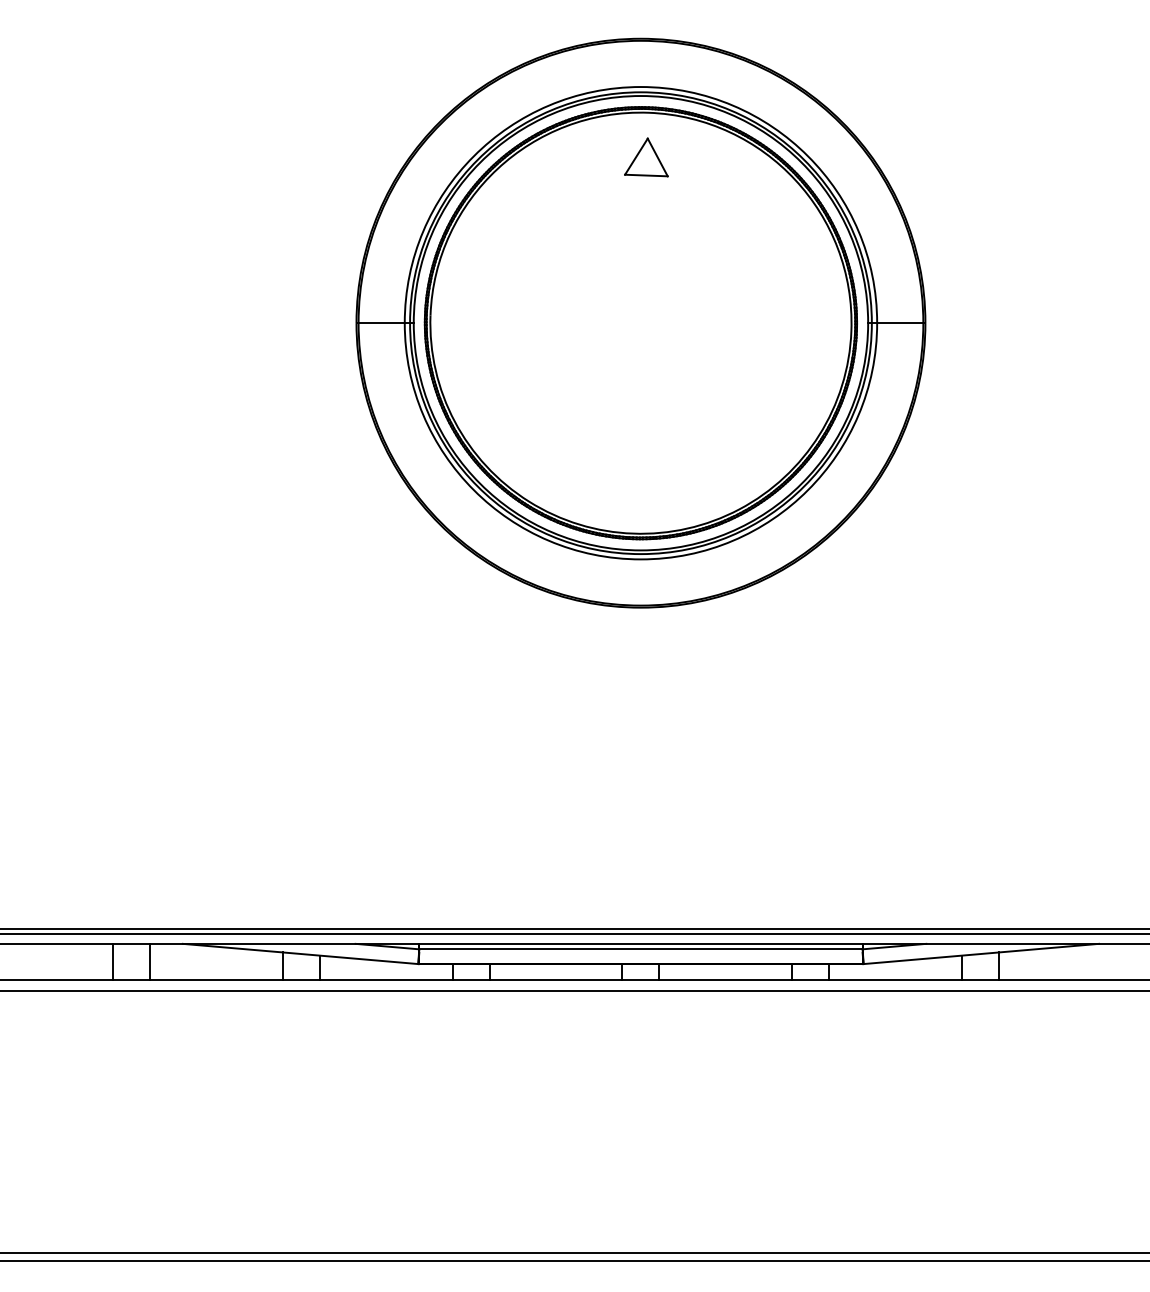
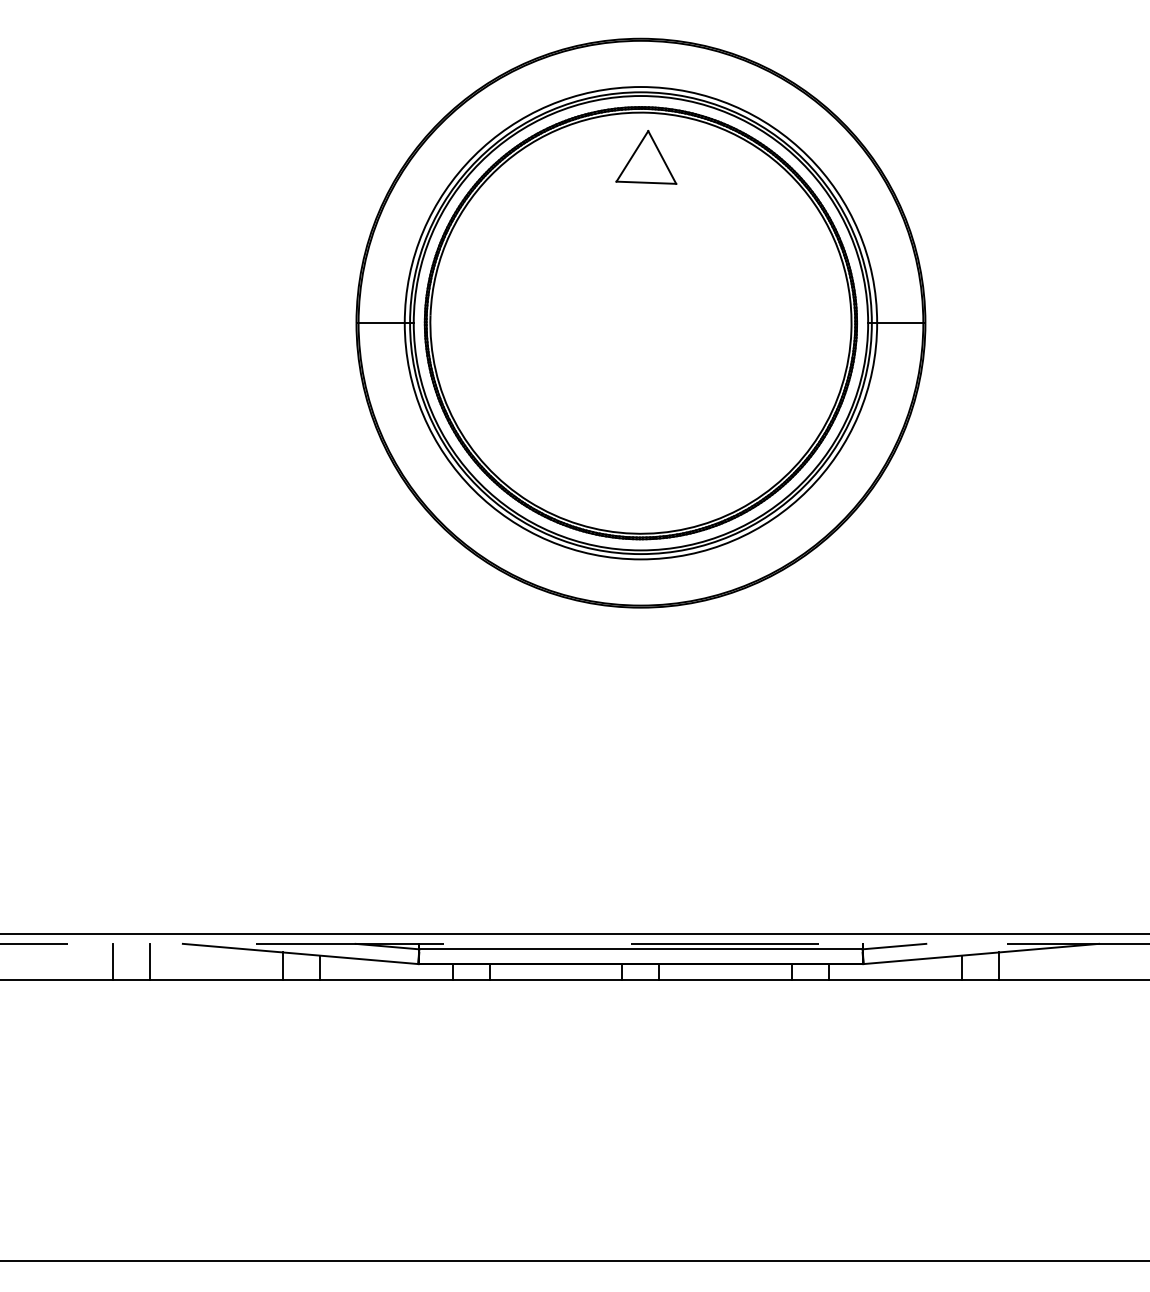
part size: 45x41 px -> 63x55 px (646, 157)
line: present -> none (574, 929)
line: solid -> dashed (575, 943)
line: present -> none (574, 991)
line: present -> none (574, 1253)
